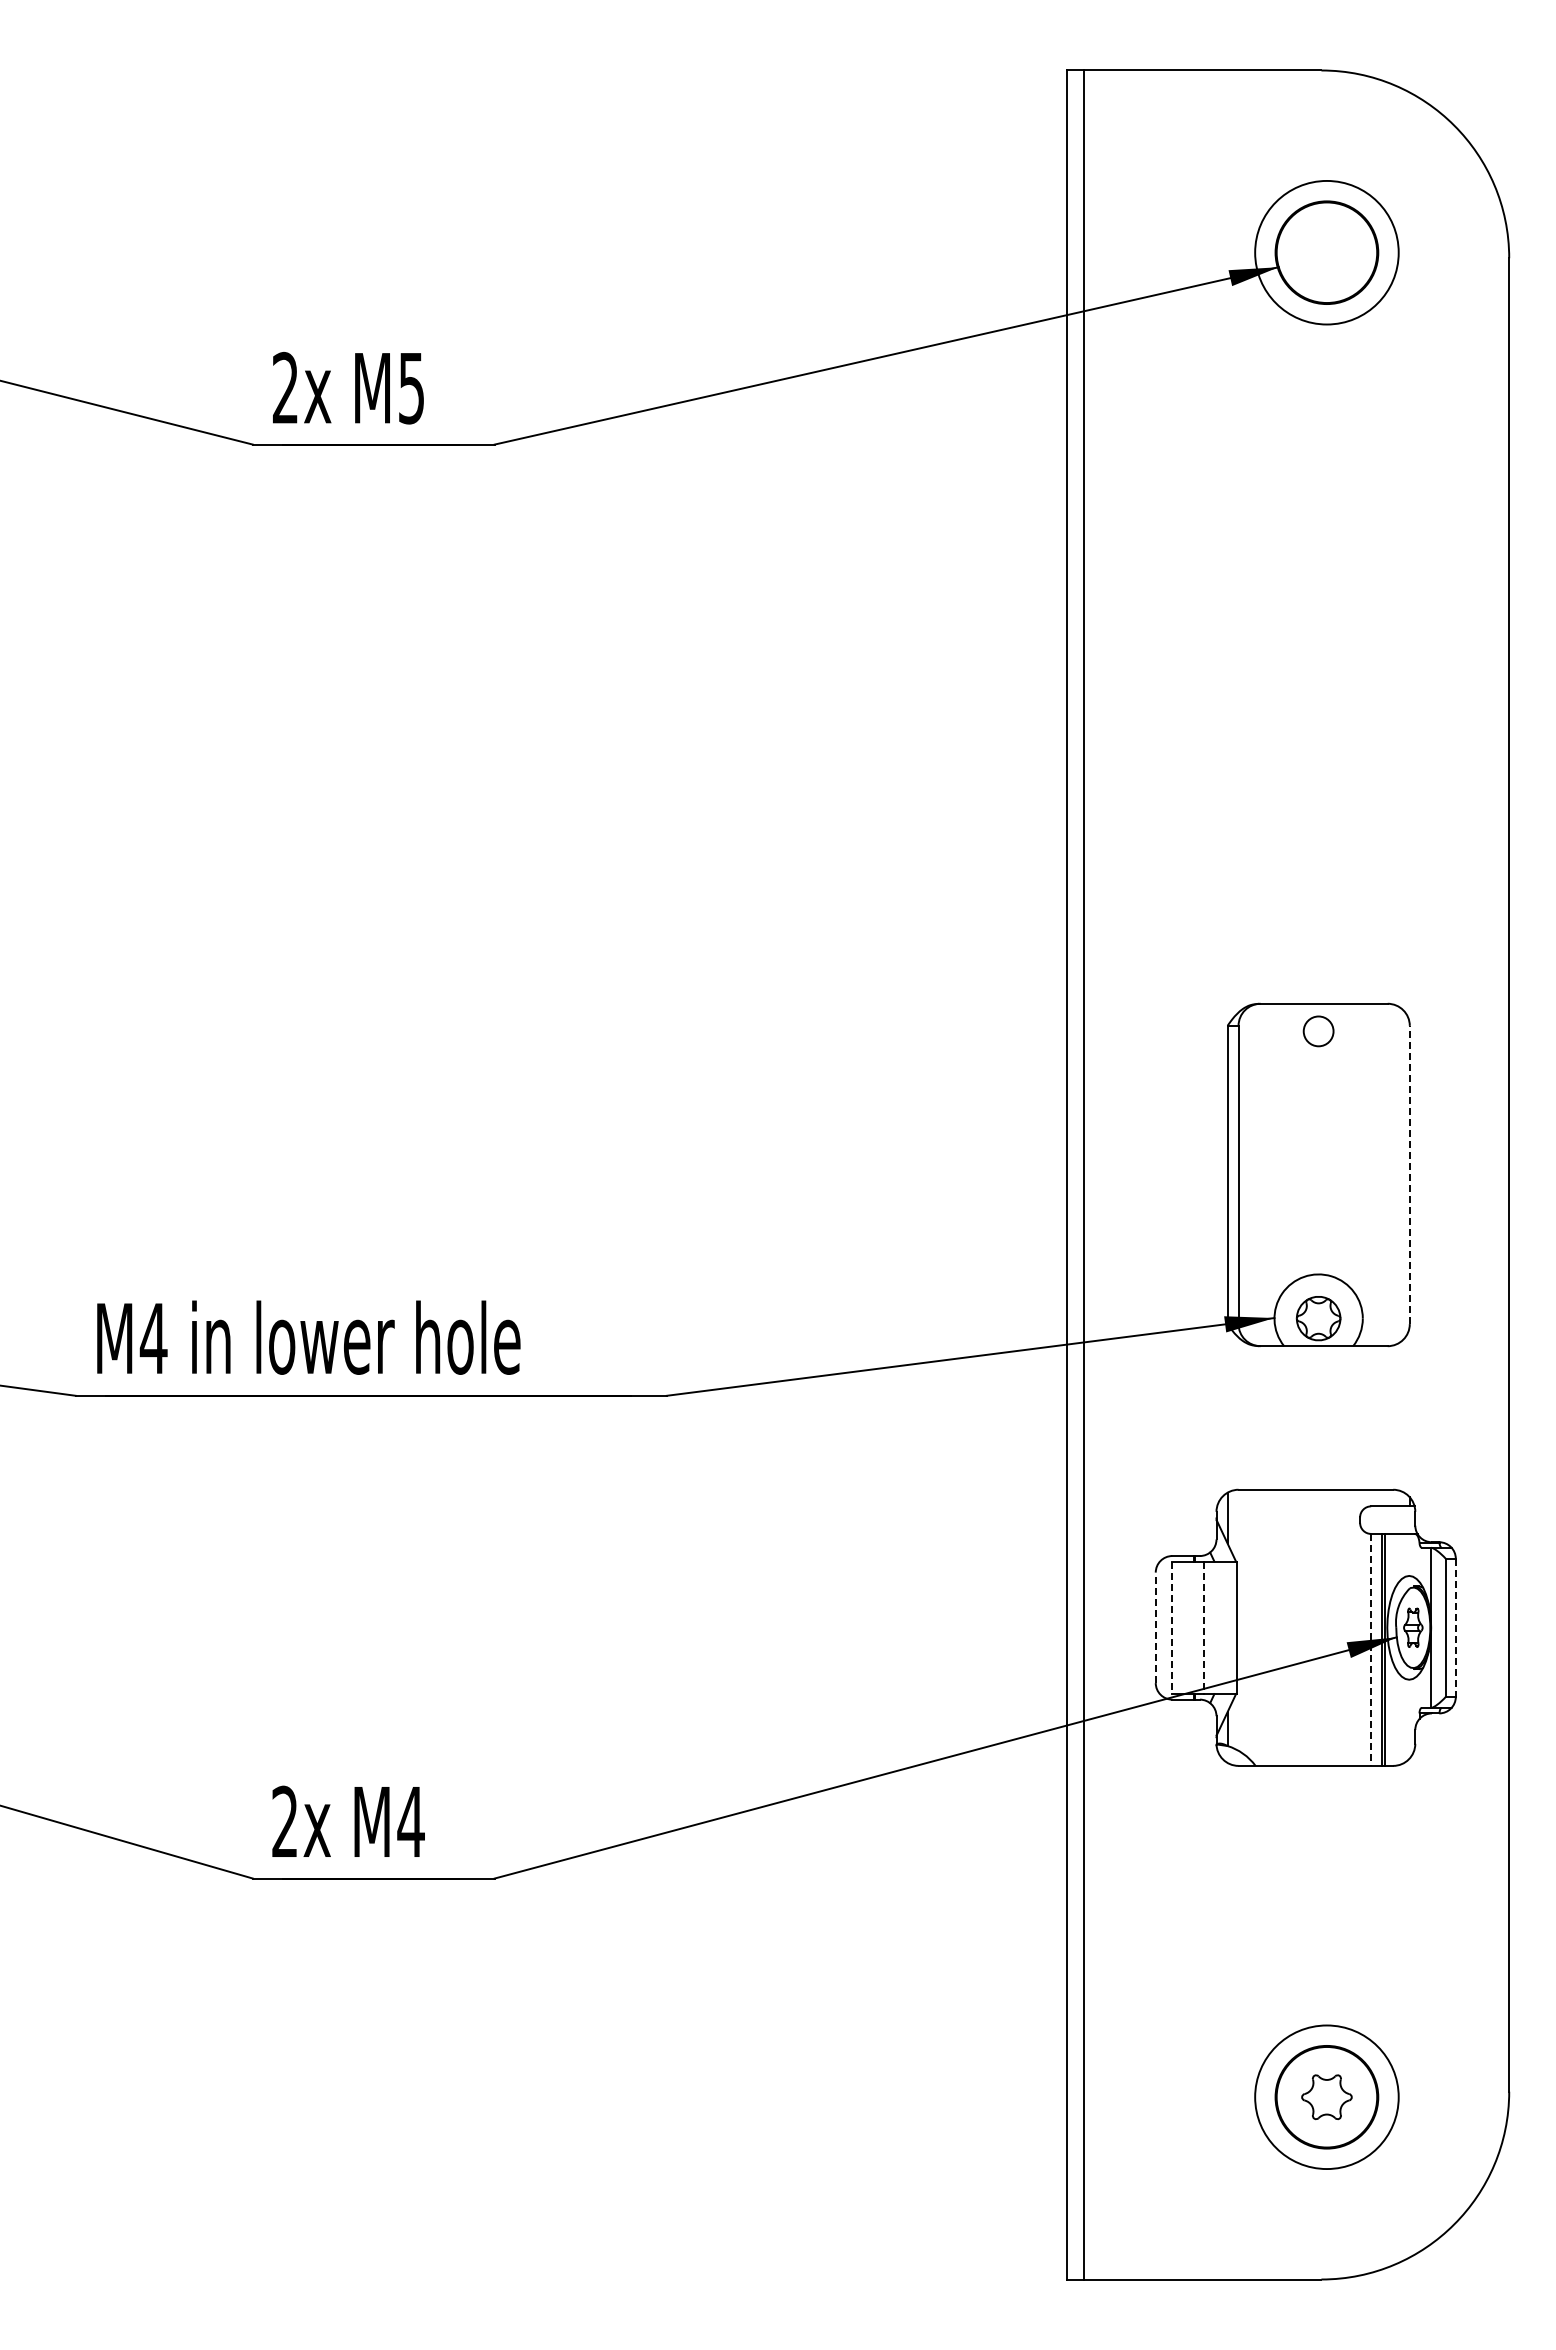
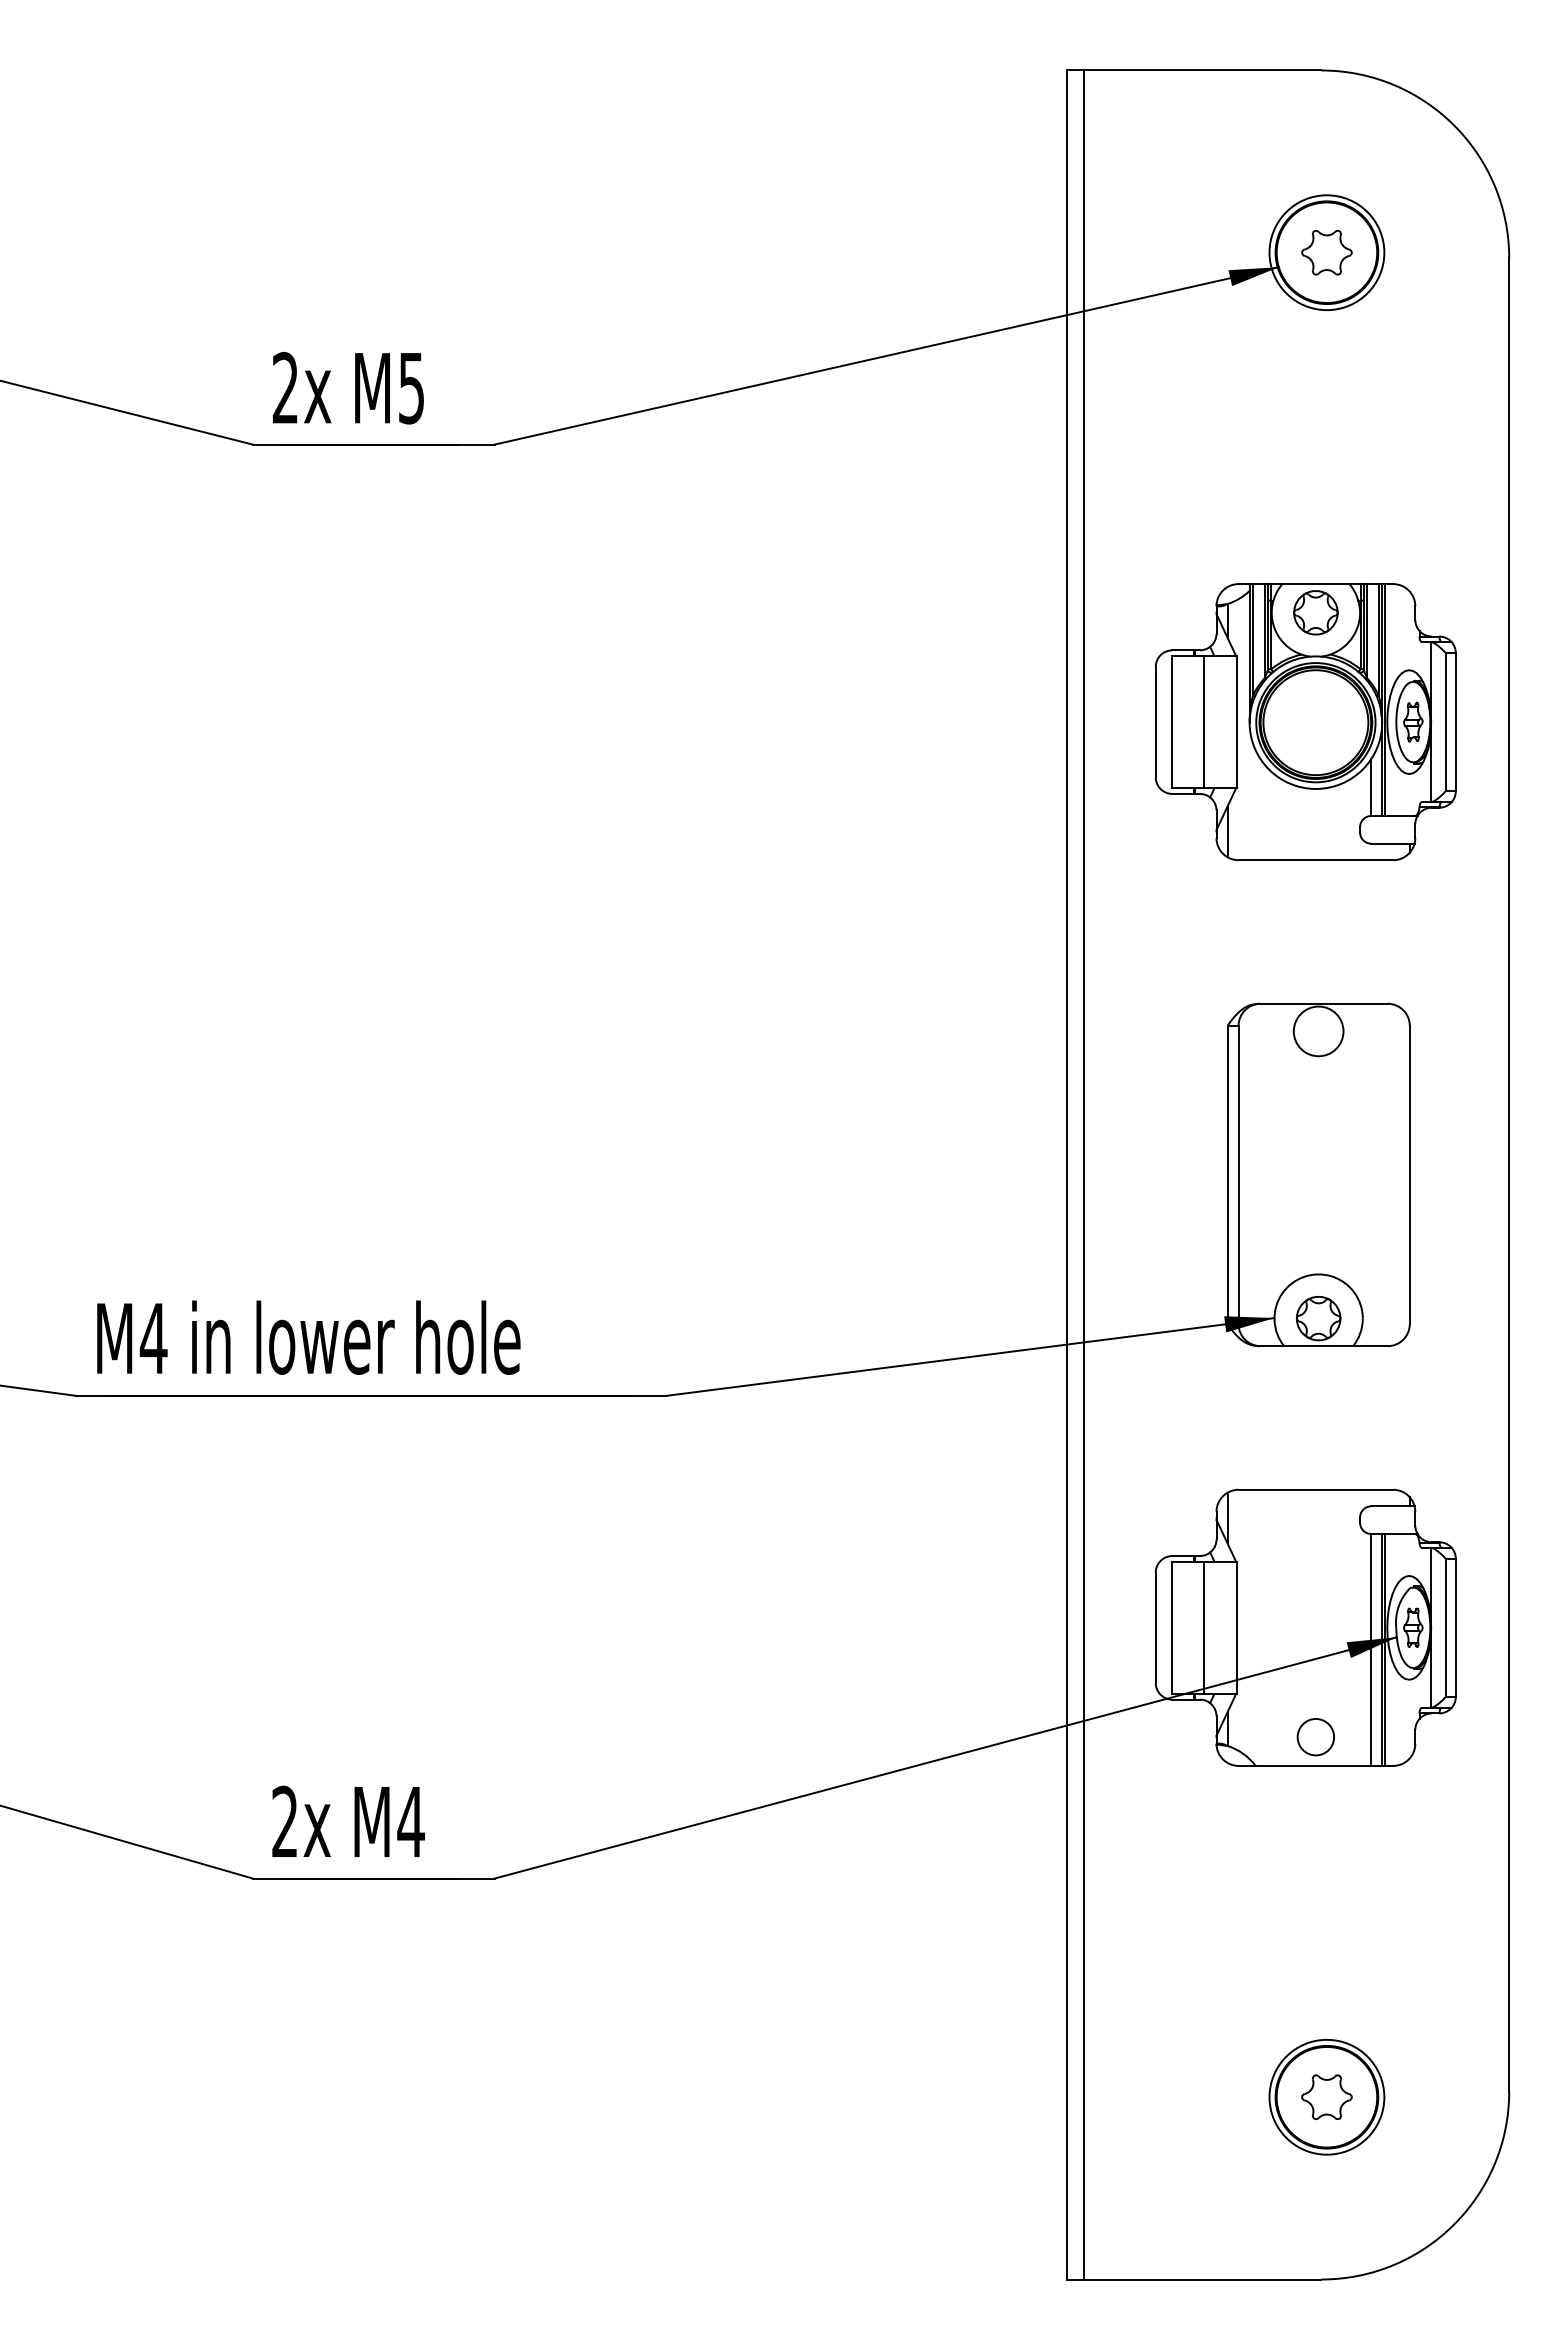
circle diameter: 144 px -> 115 px (1326, 252)
part: none -> present (1326, 252)
part: none -> present (1305, 722)
circle diameter: 30 px -> 50 px (1318, 1031)
line: dashed -> solid (1409, 1174)
line: dashed -> solid (1155, 1627)
line: dashed -> solid (1172, 1628)
line: dashed -> solid (1204, 1628)
line: dashed -> solid (1455, 1628)
line: dashed -> solid (1371, 1649)
circle: none -> present (1315, 1737)
circle diameter: 144 px -> 115 px (1326, 2096)
